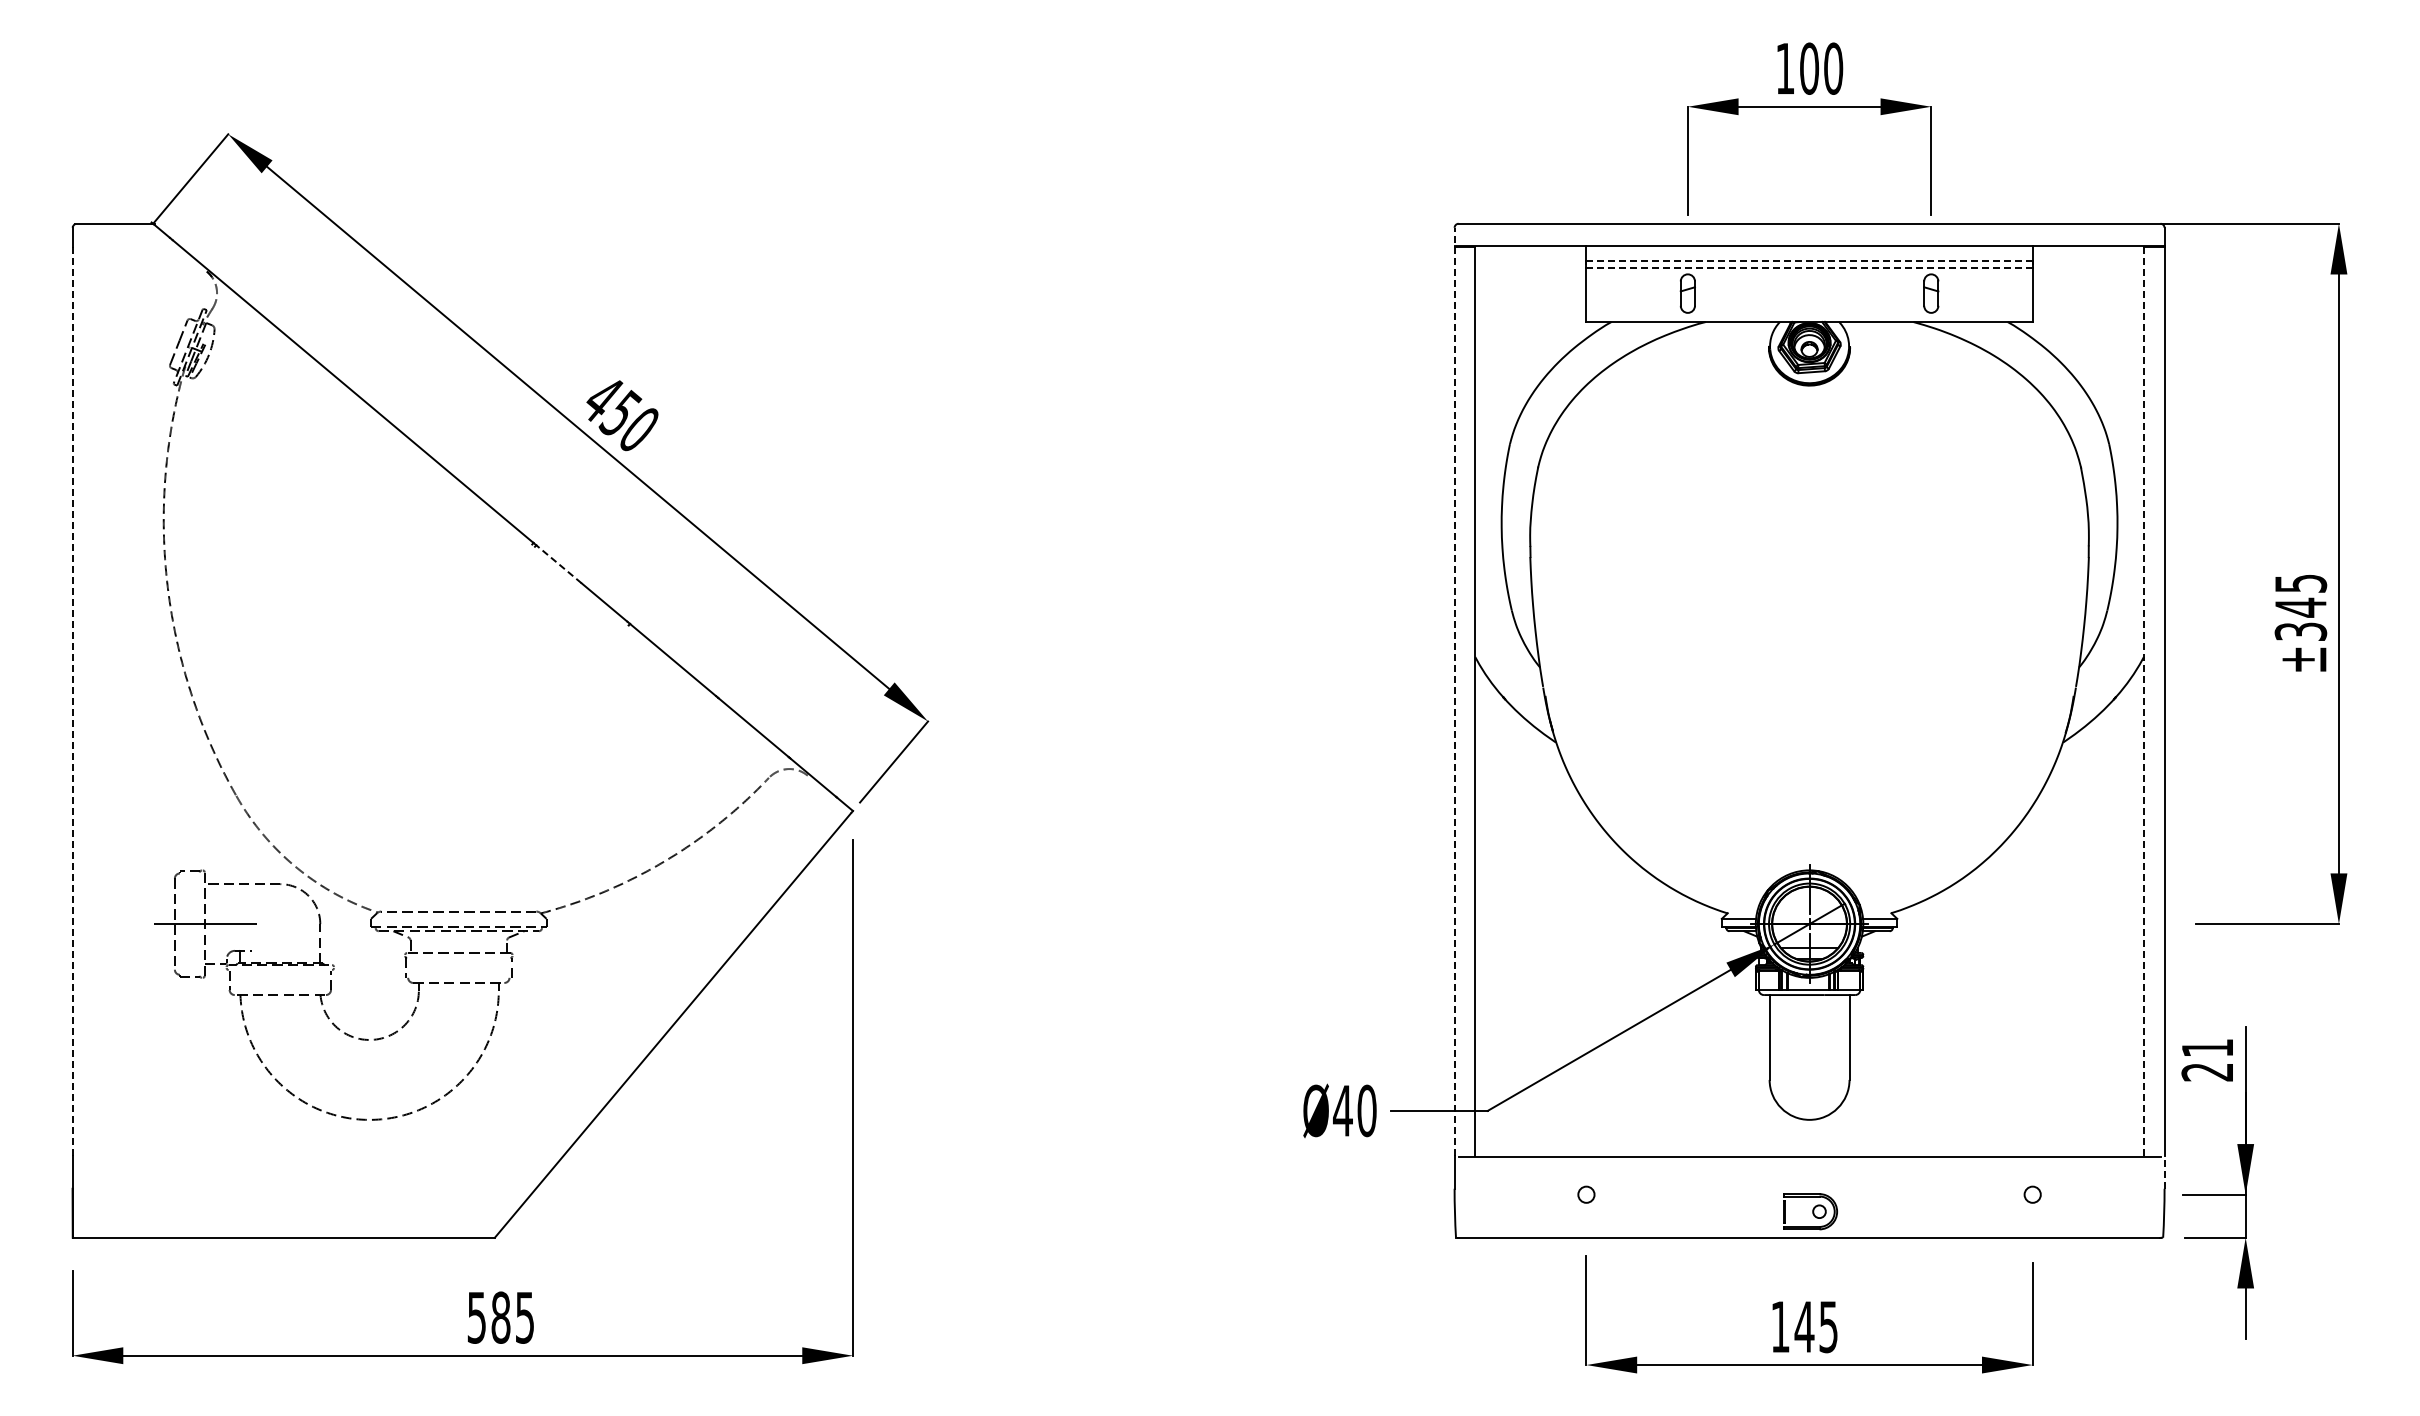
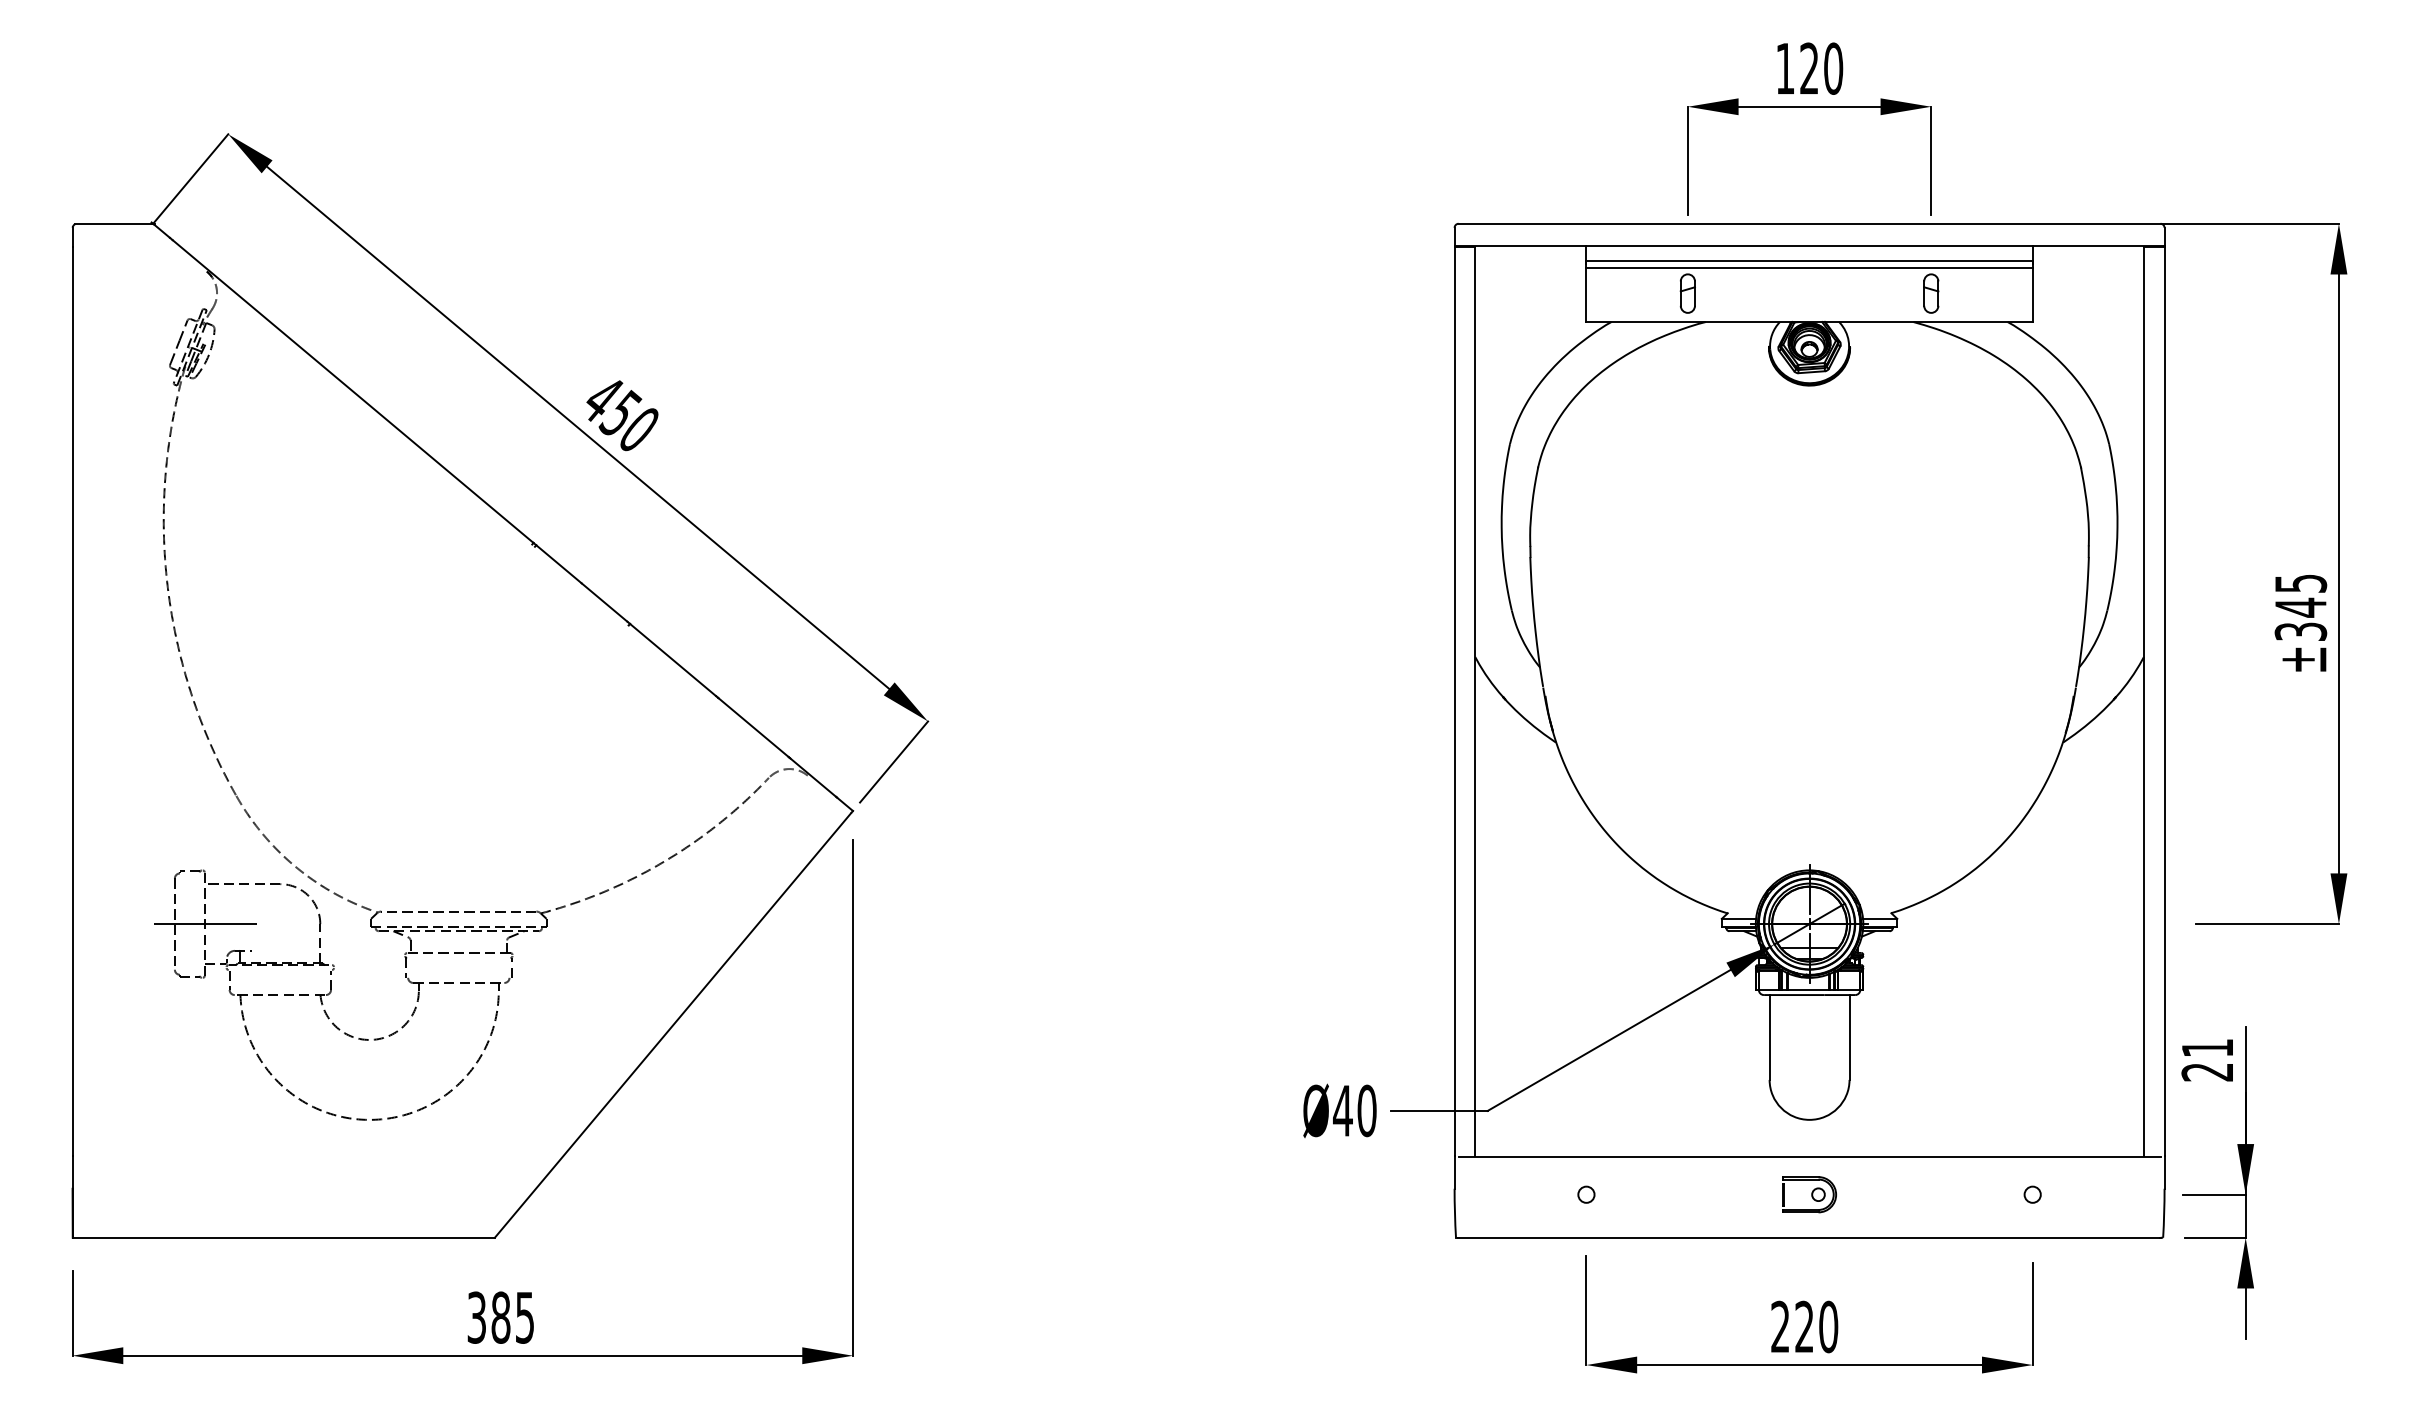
text: 100 -> 120 (1809, 68)
line: dashed -> solid (1810, 260)
line: dashed -> solid (1810, 267)
line: dashed -> solid (558, 564)
line: dashed -> solid (1454, 691)
line: dashed -> solid (72, 701)
line: dashed -> solid (2143, 701)
line: dashed -> solid (2164, 1172)
part position: (1810, 1211) -> (1809, 1194) (1809, 1194)
text: 585 -> 385 (476, 1317)
text: 145 -> 220 (1804, 1326)
